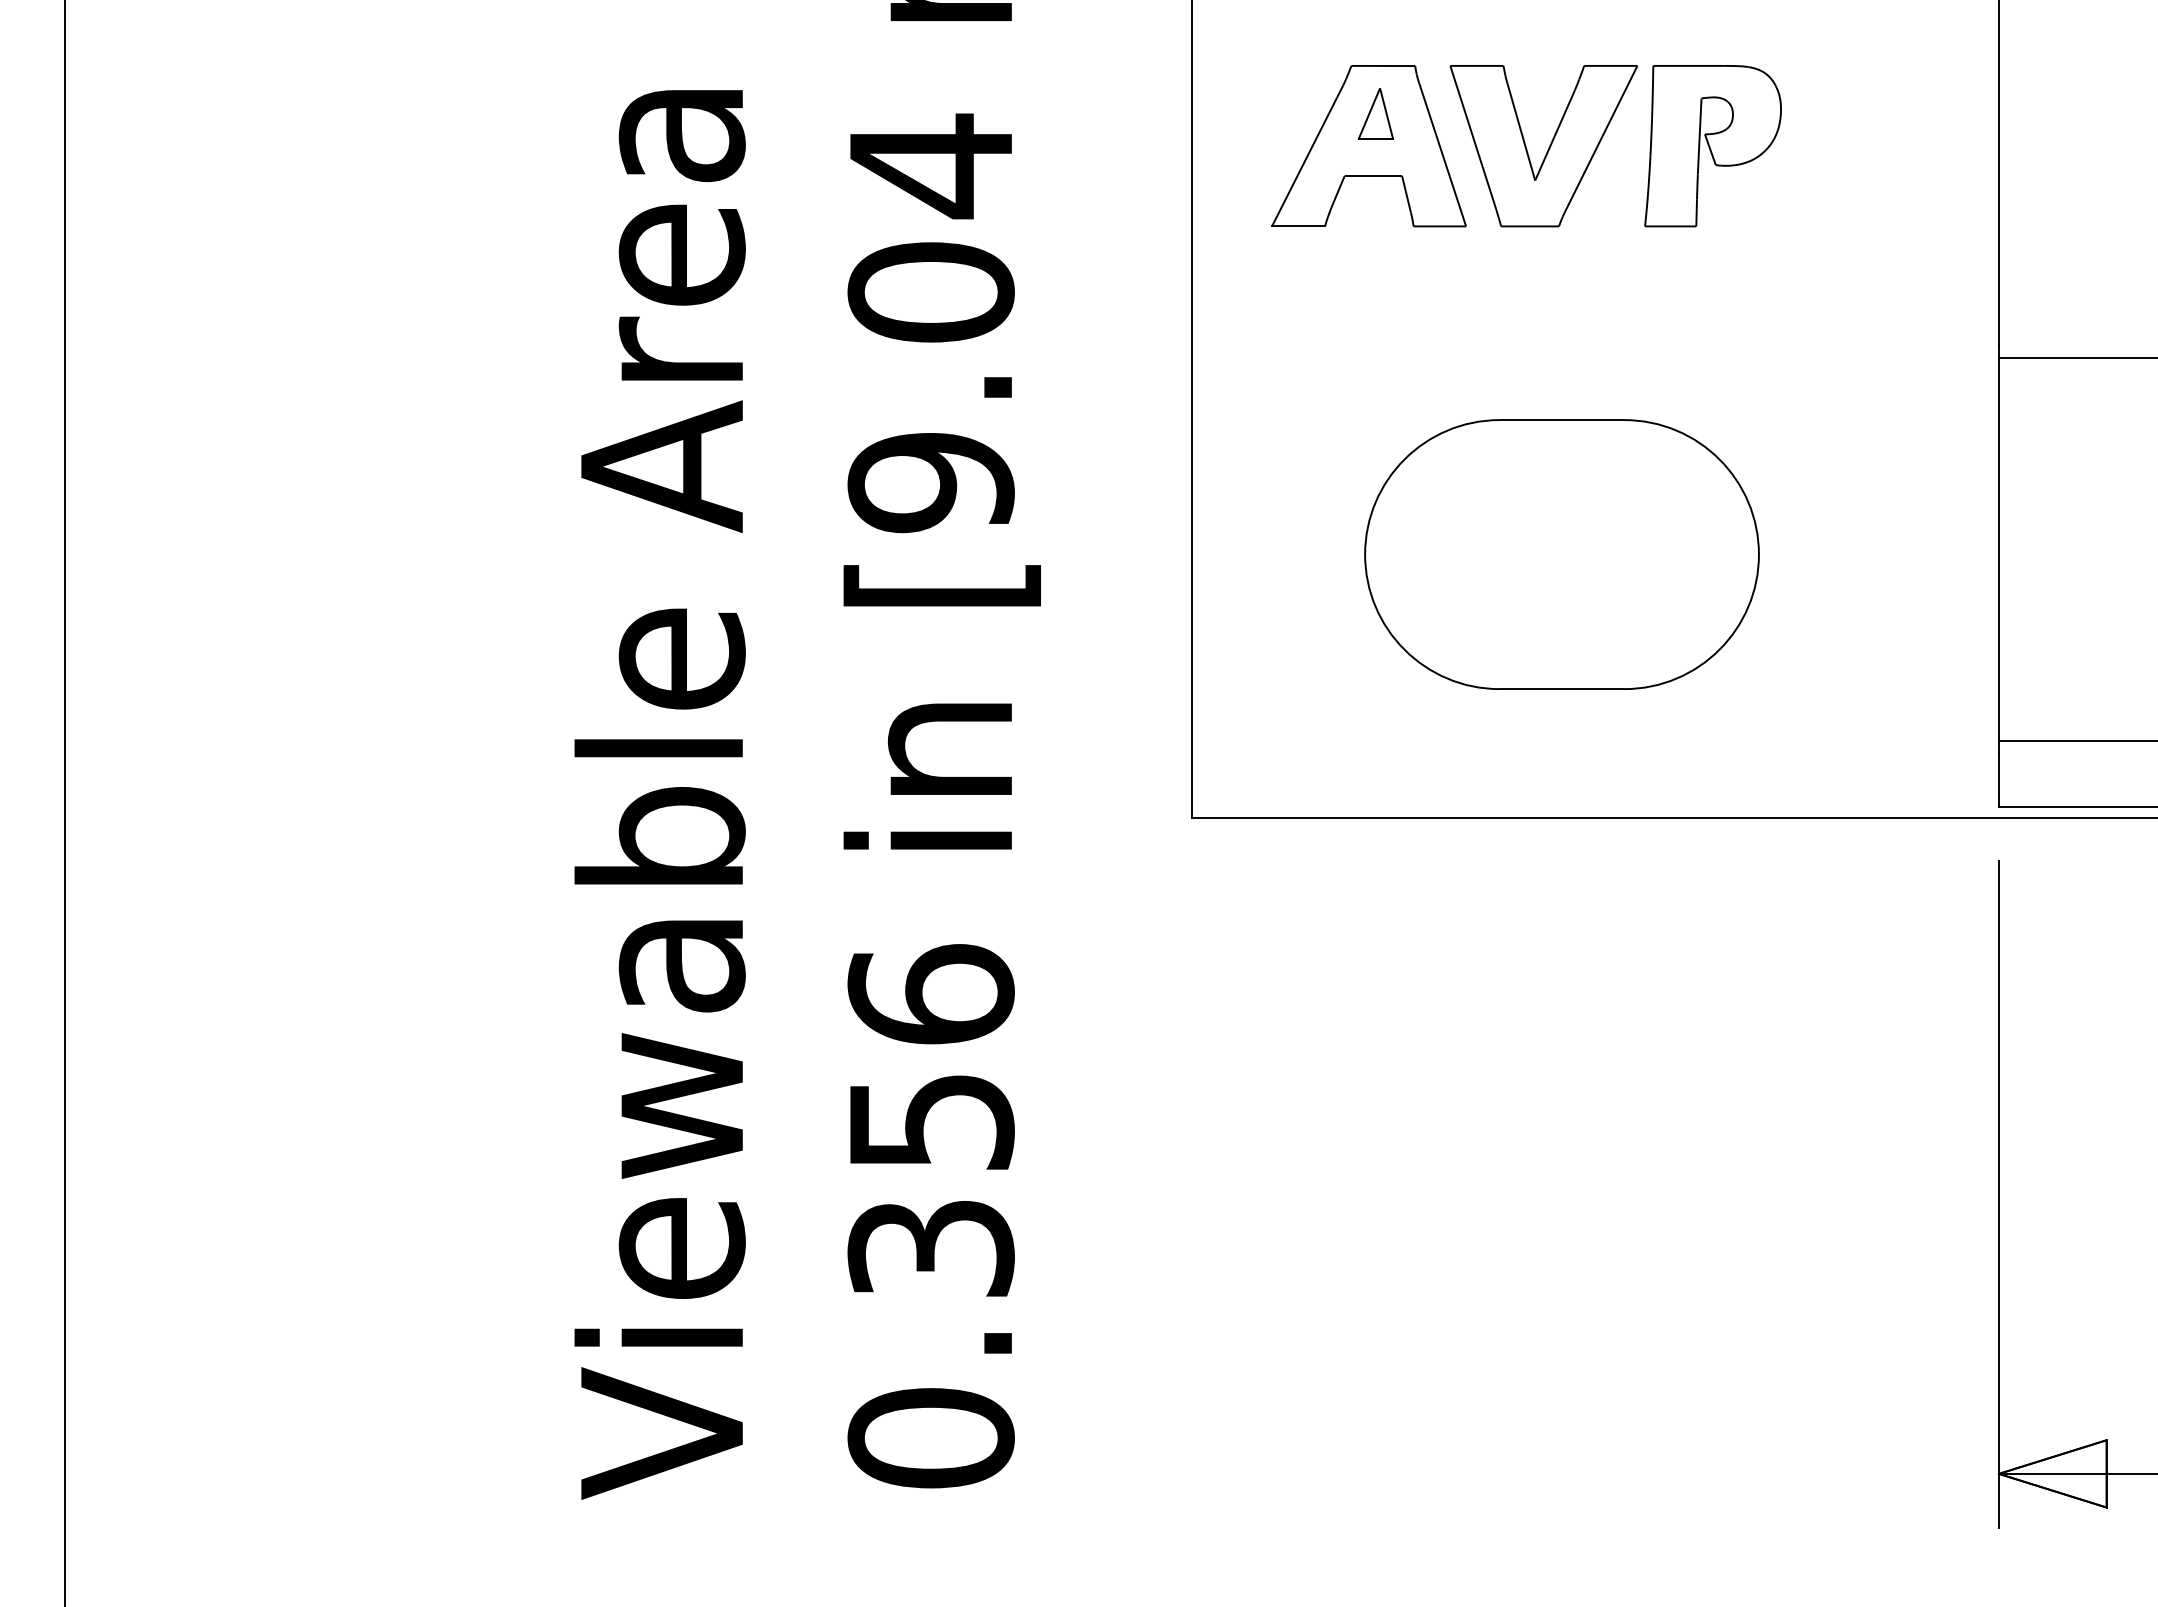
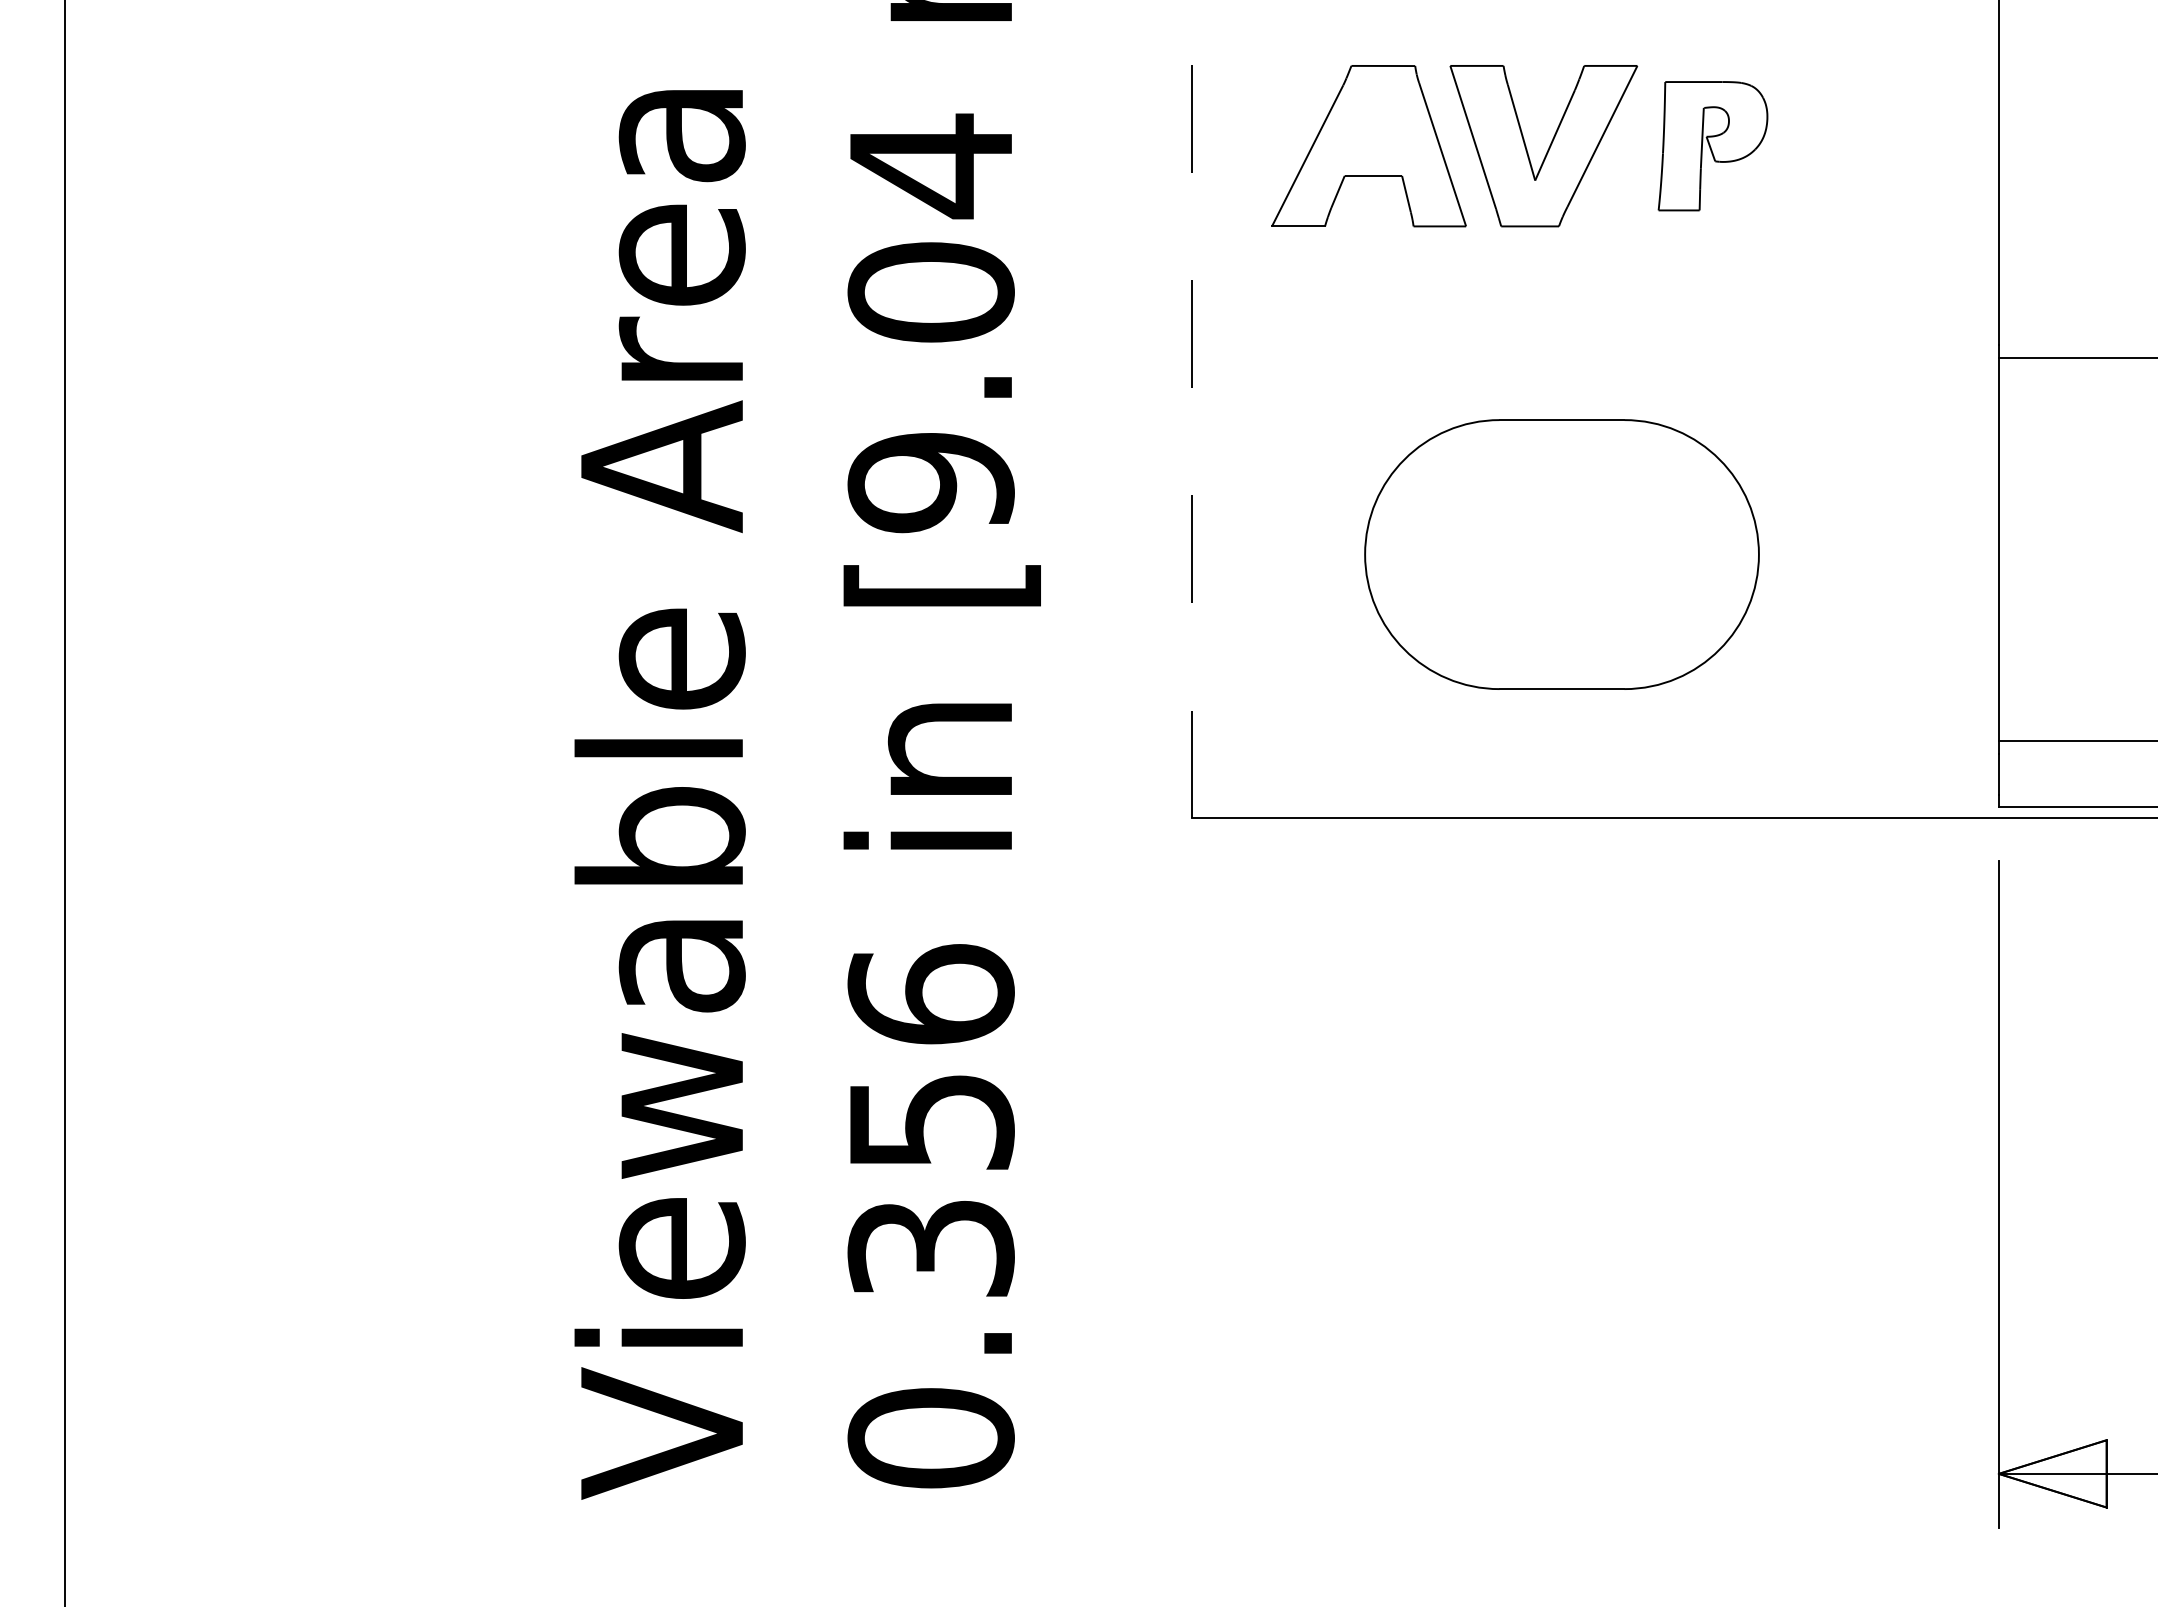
part: present -> none (1375, 113)
part size: 138x163 px -> 112x131 px (1712, 146)
line: solid -> dashed (1191, 409)
